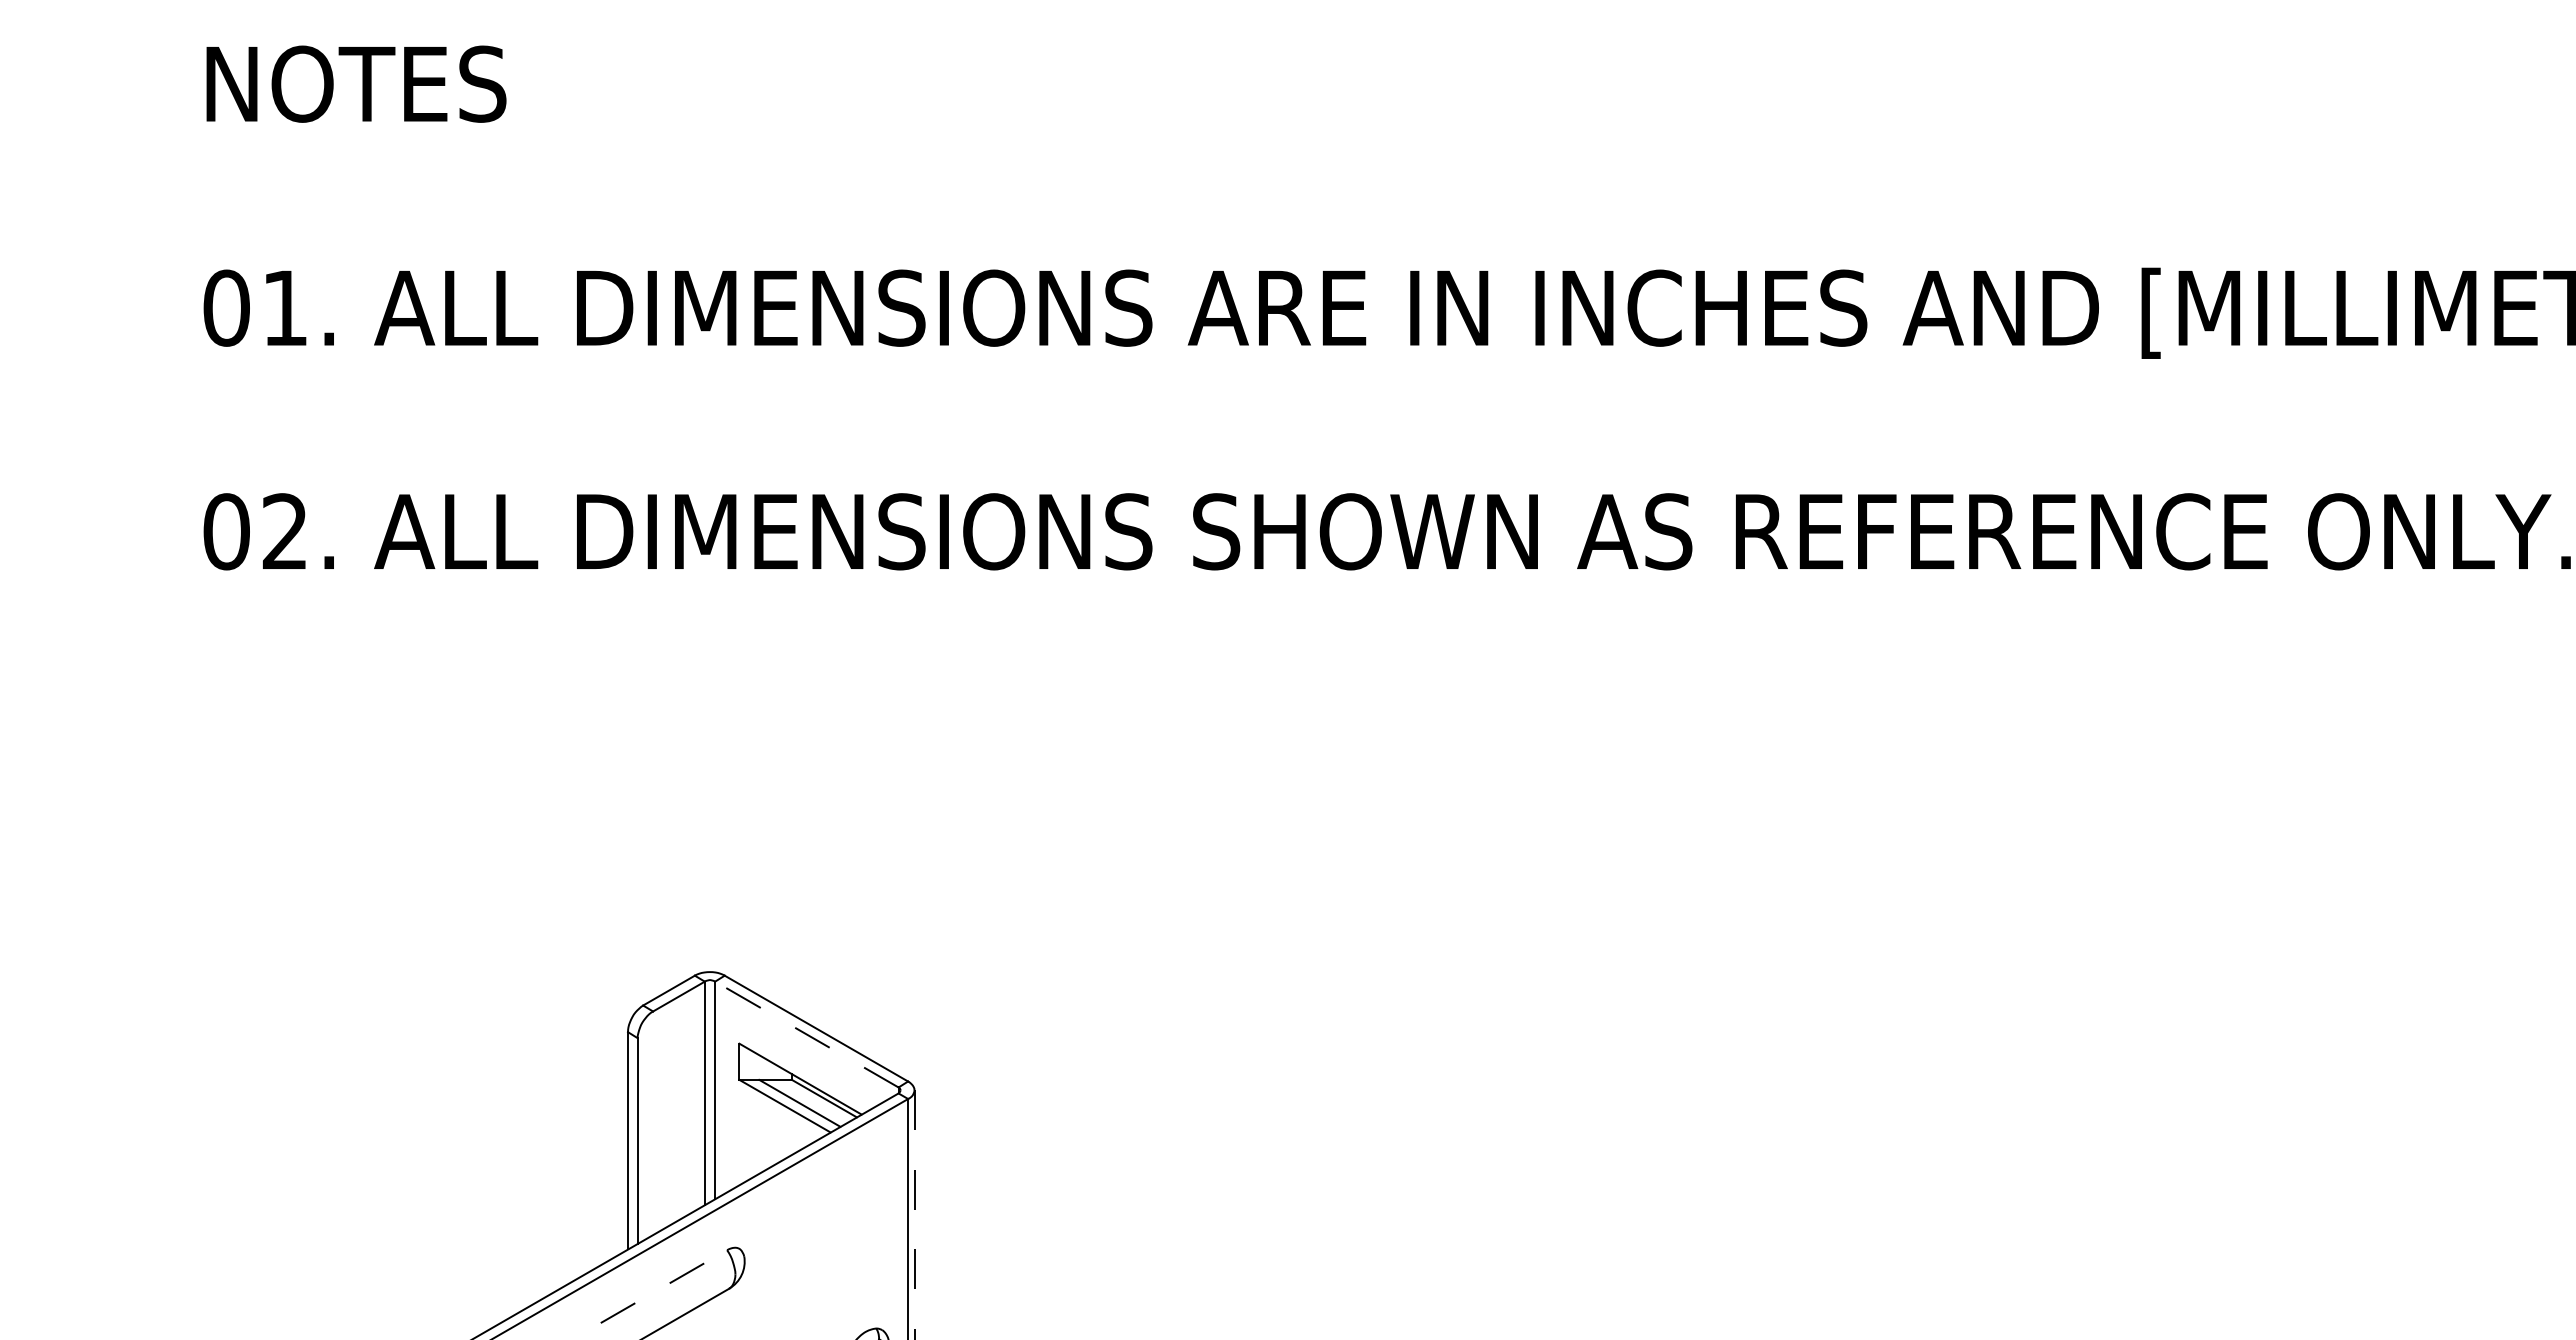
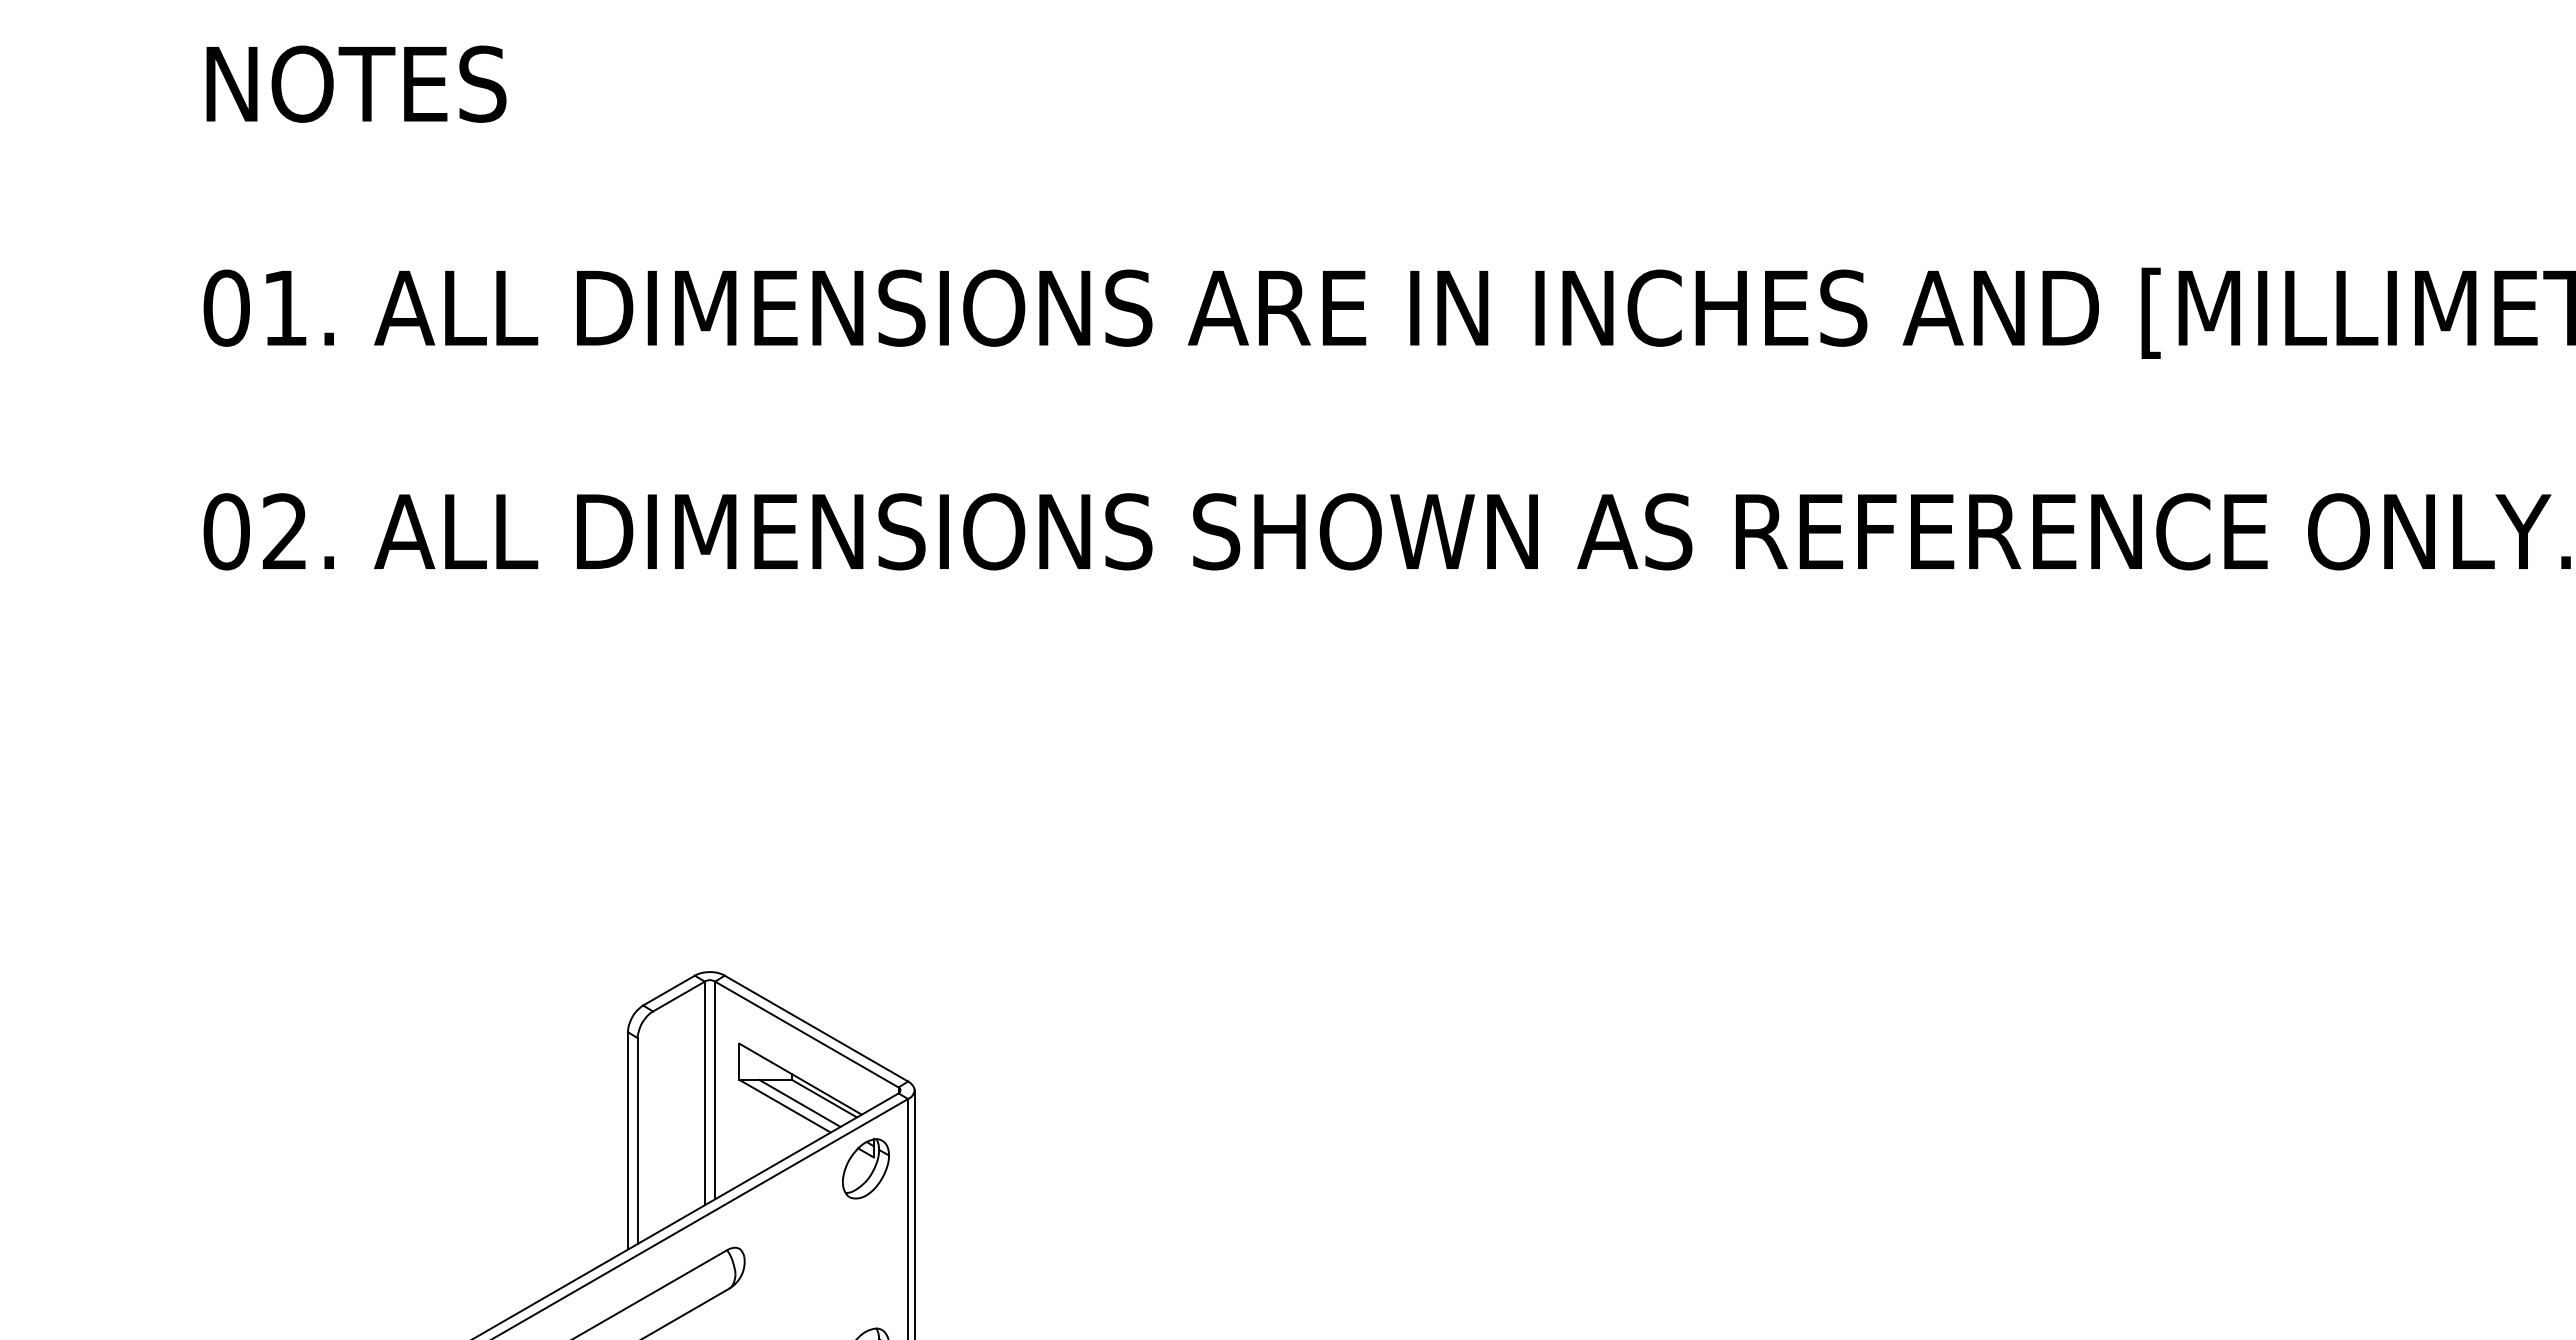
line: dashed -> solid (806, 1034)
part: none -> present (866, 1168)
line: dashed -> solid (914, 1215)
line: dashed -> solid (650, 1294)
